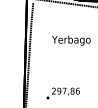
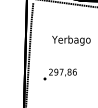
text position: (62, 93) -> (59, 74) (59, 74)
